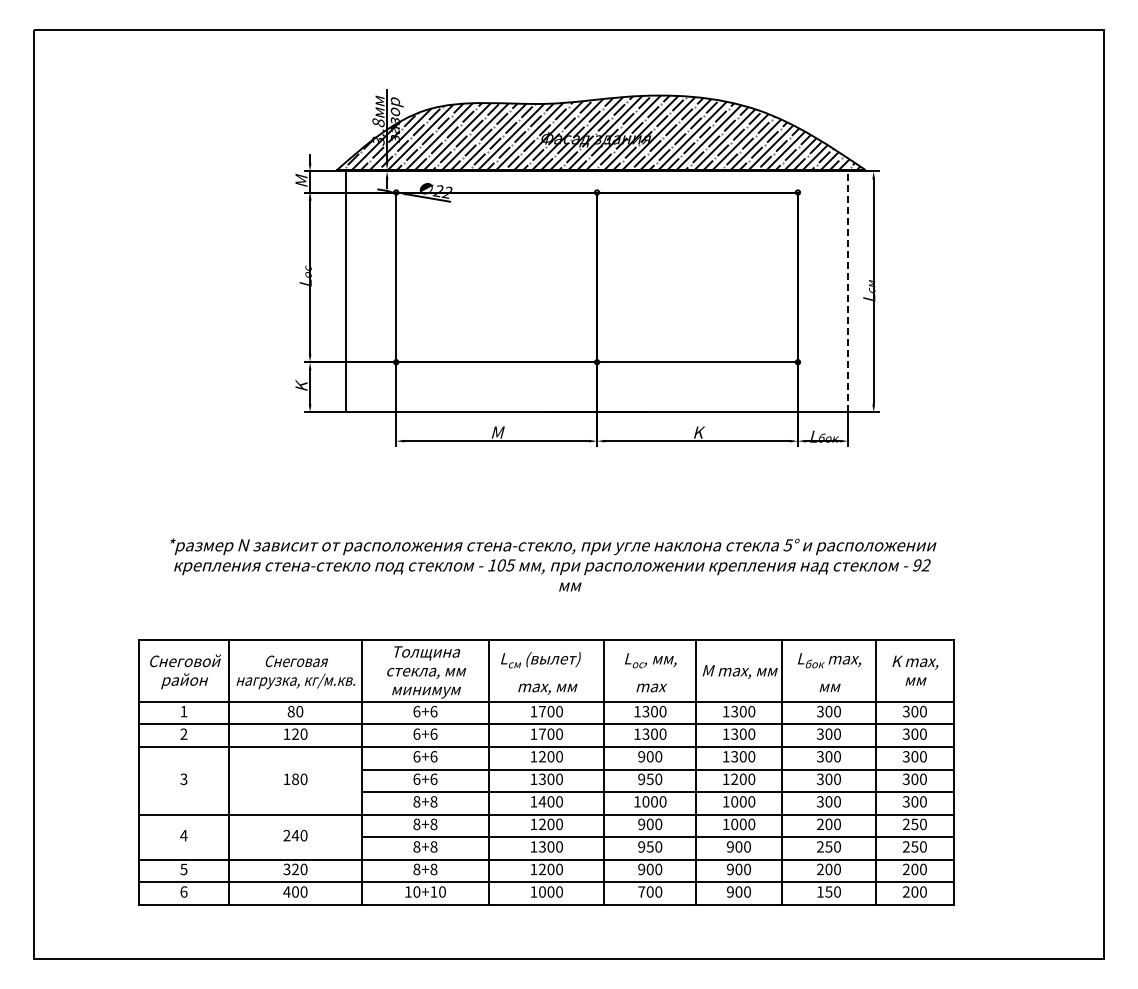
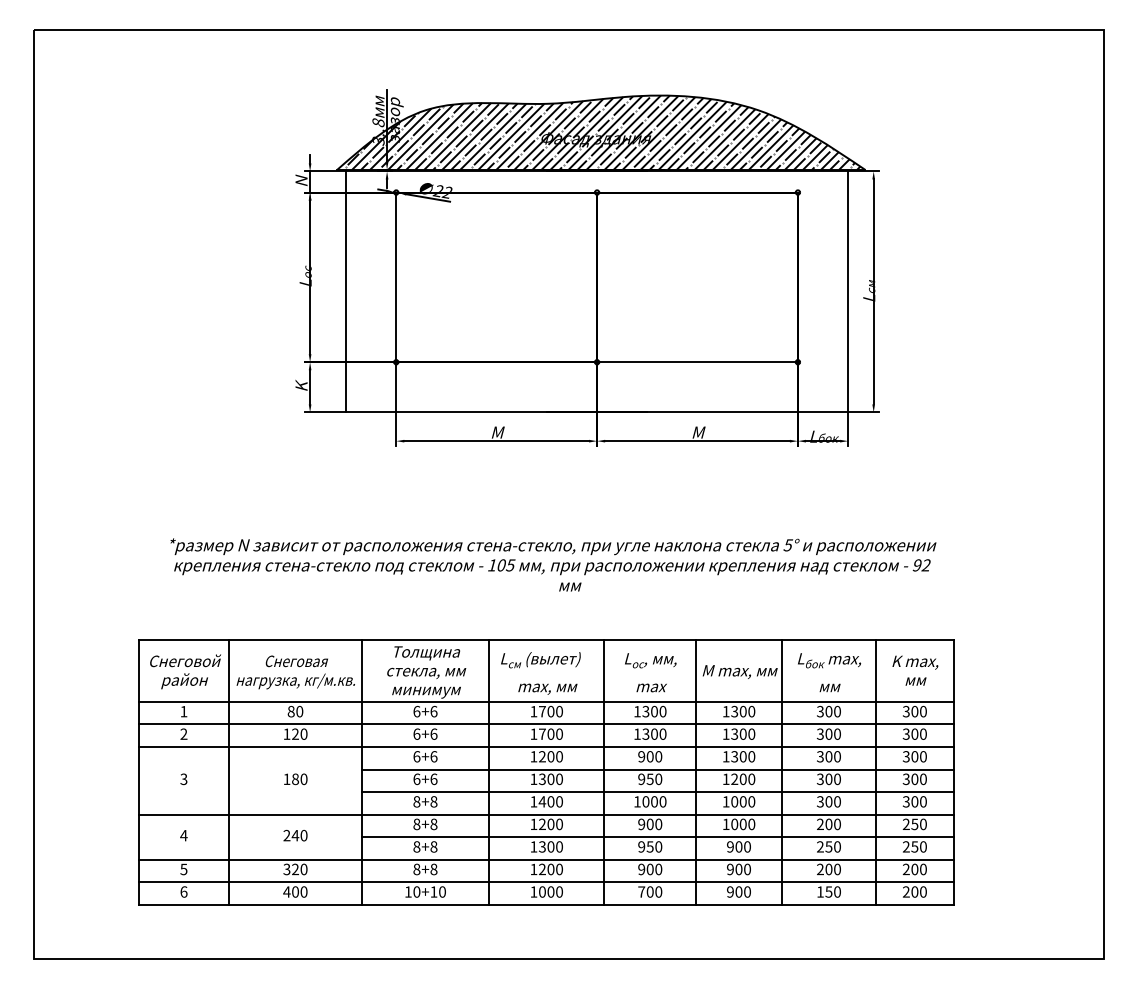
text: M -> N (301, 180)
line: dashed -> solid (848, 291)
text: K -> M (698, 432)
